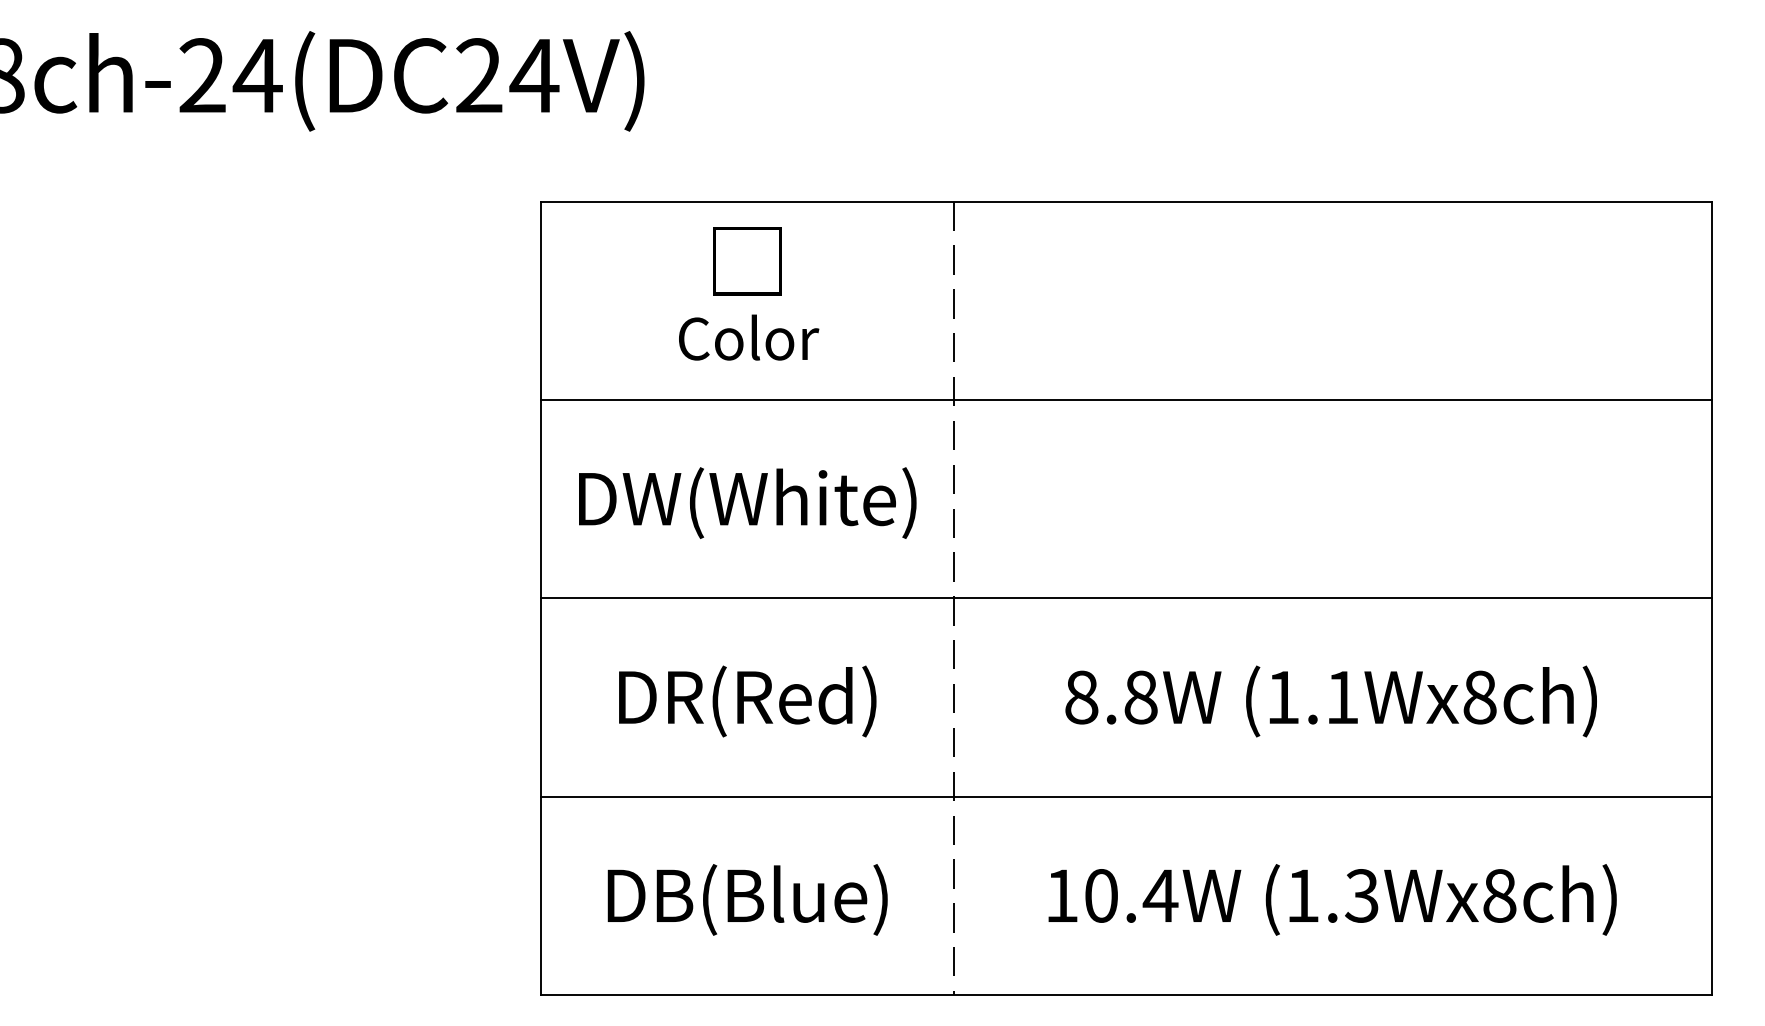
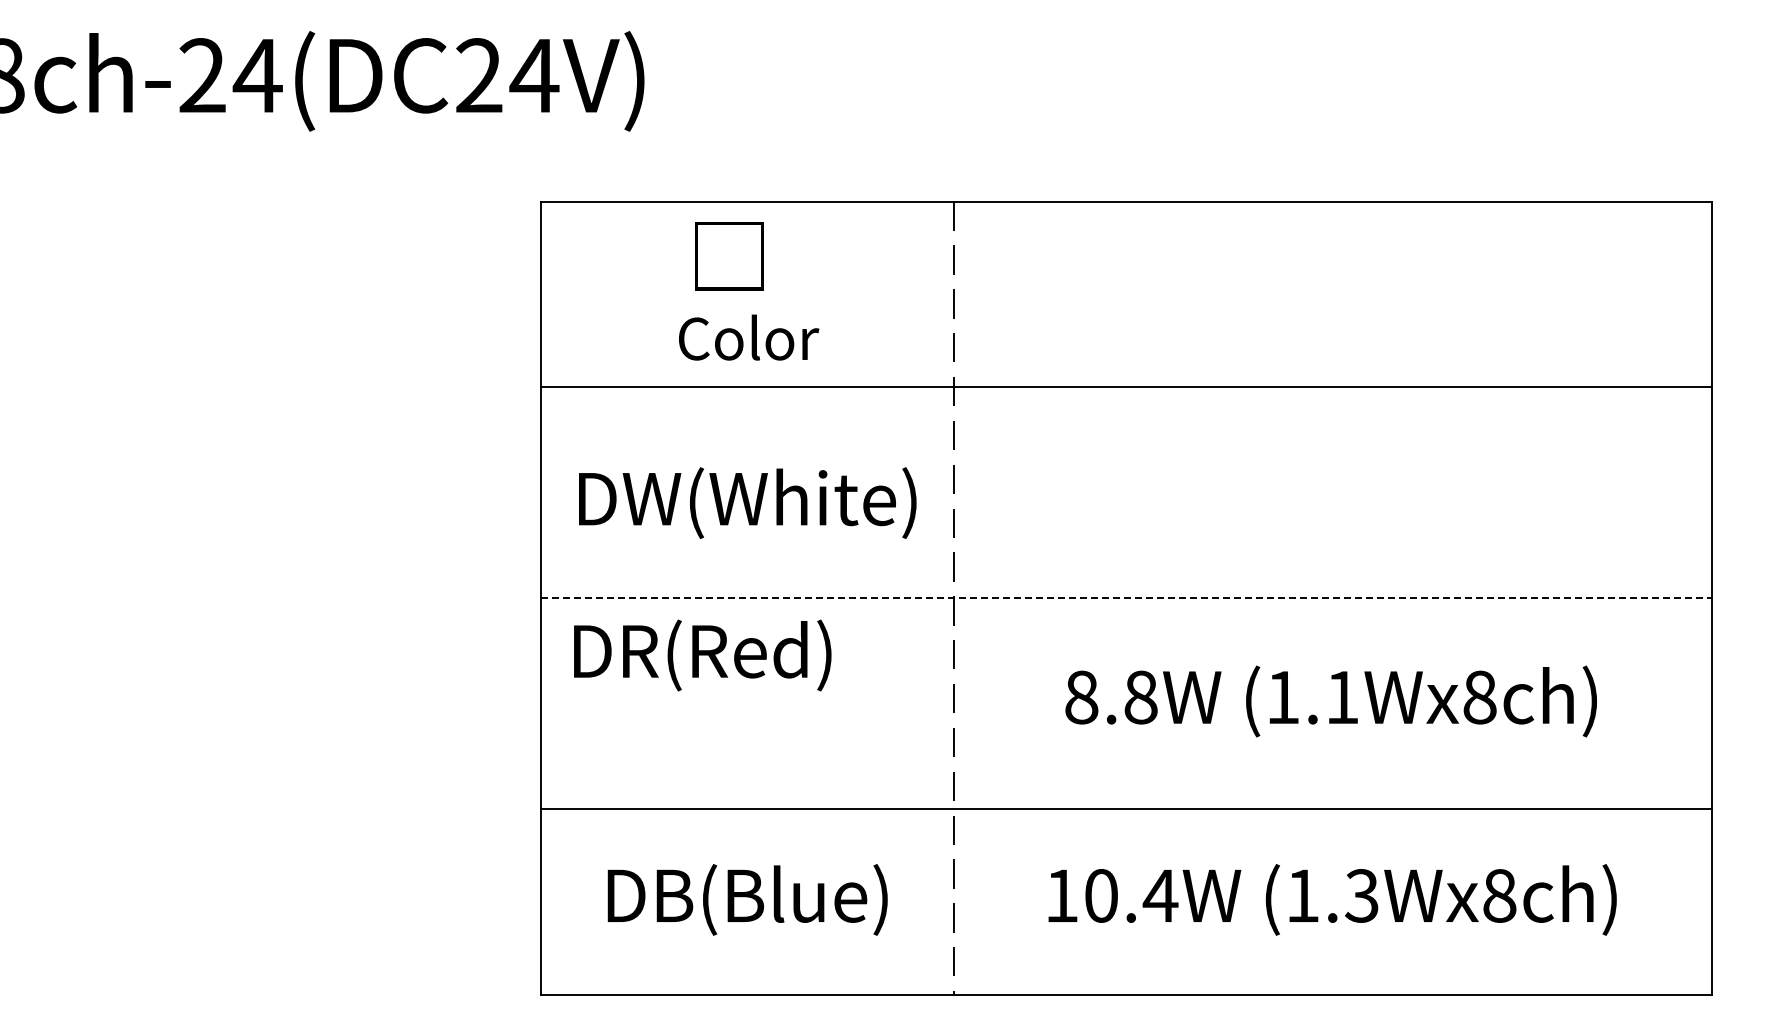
text position: (747, 261) -> (729, 256) (729, 256)
line position: (1126, 399) -> (1126, 386) (1126, 386)
line: solid -> dashed (1127, 598)
text position: (747, 701) -> (702, 655) (702, 655)
line position: (1126, 796) -> (1126, 808) (1126, 808)
